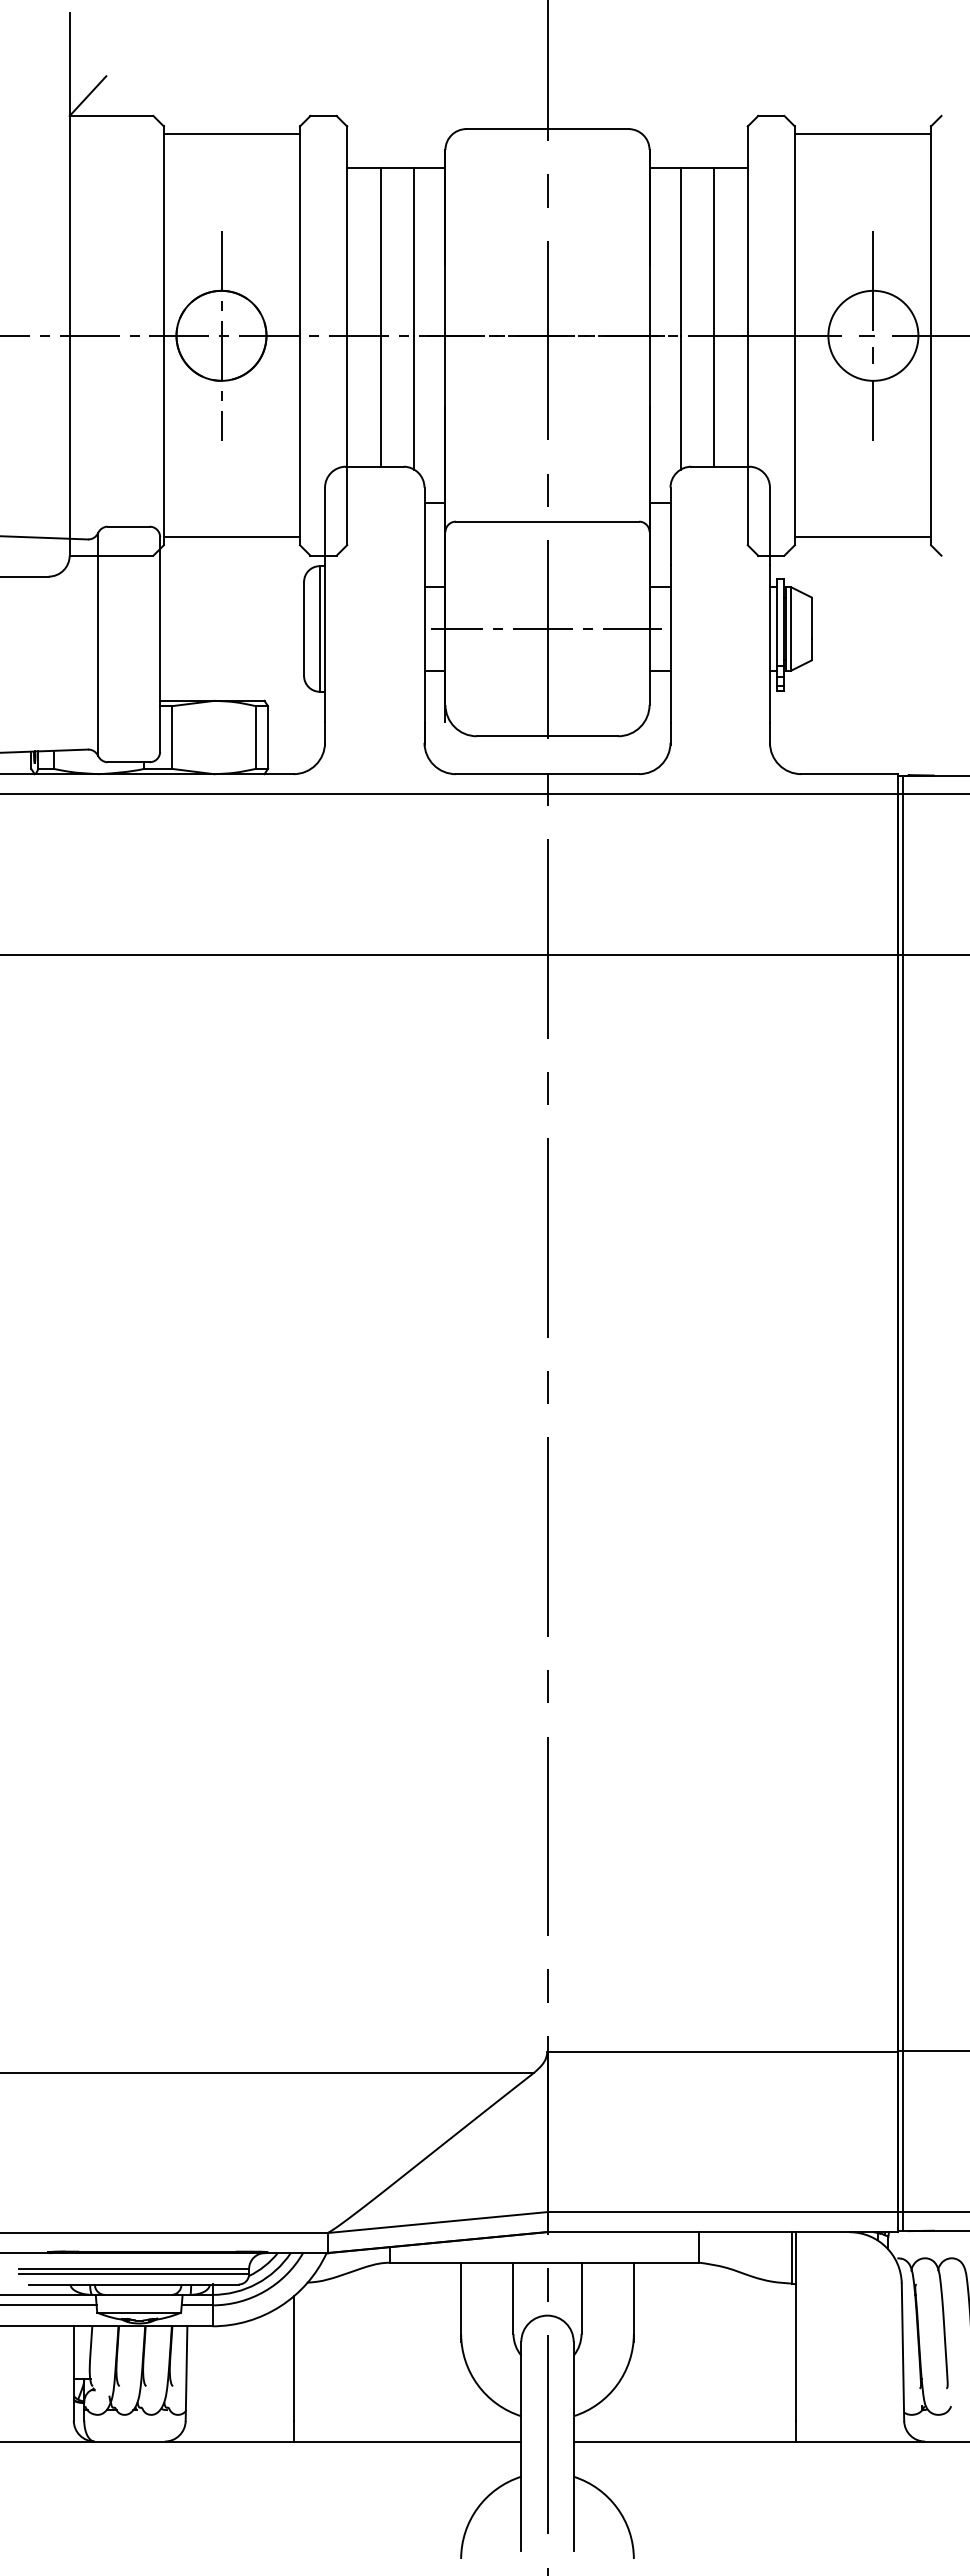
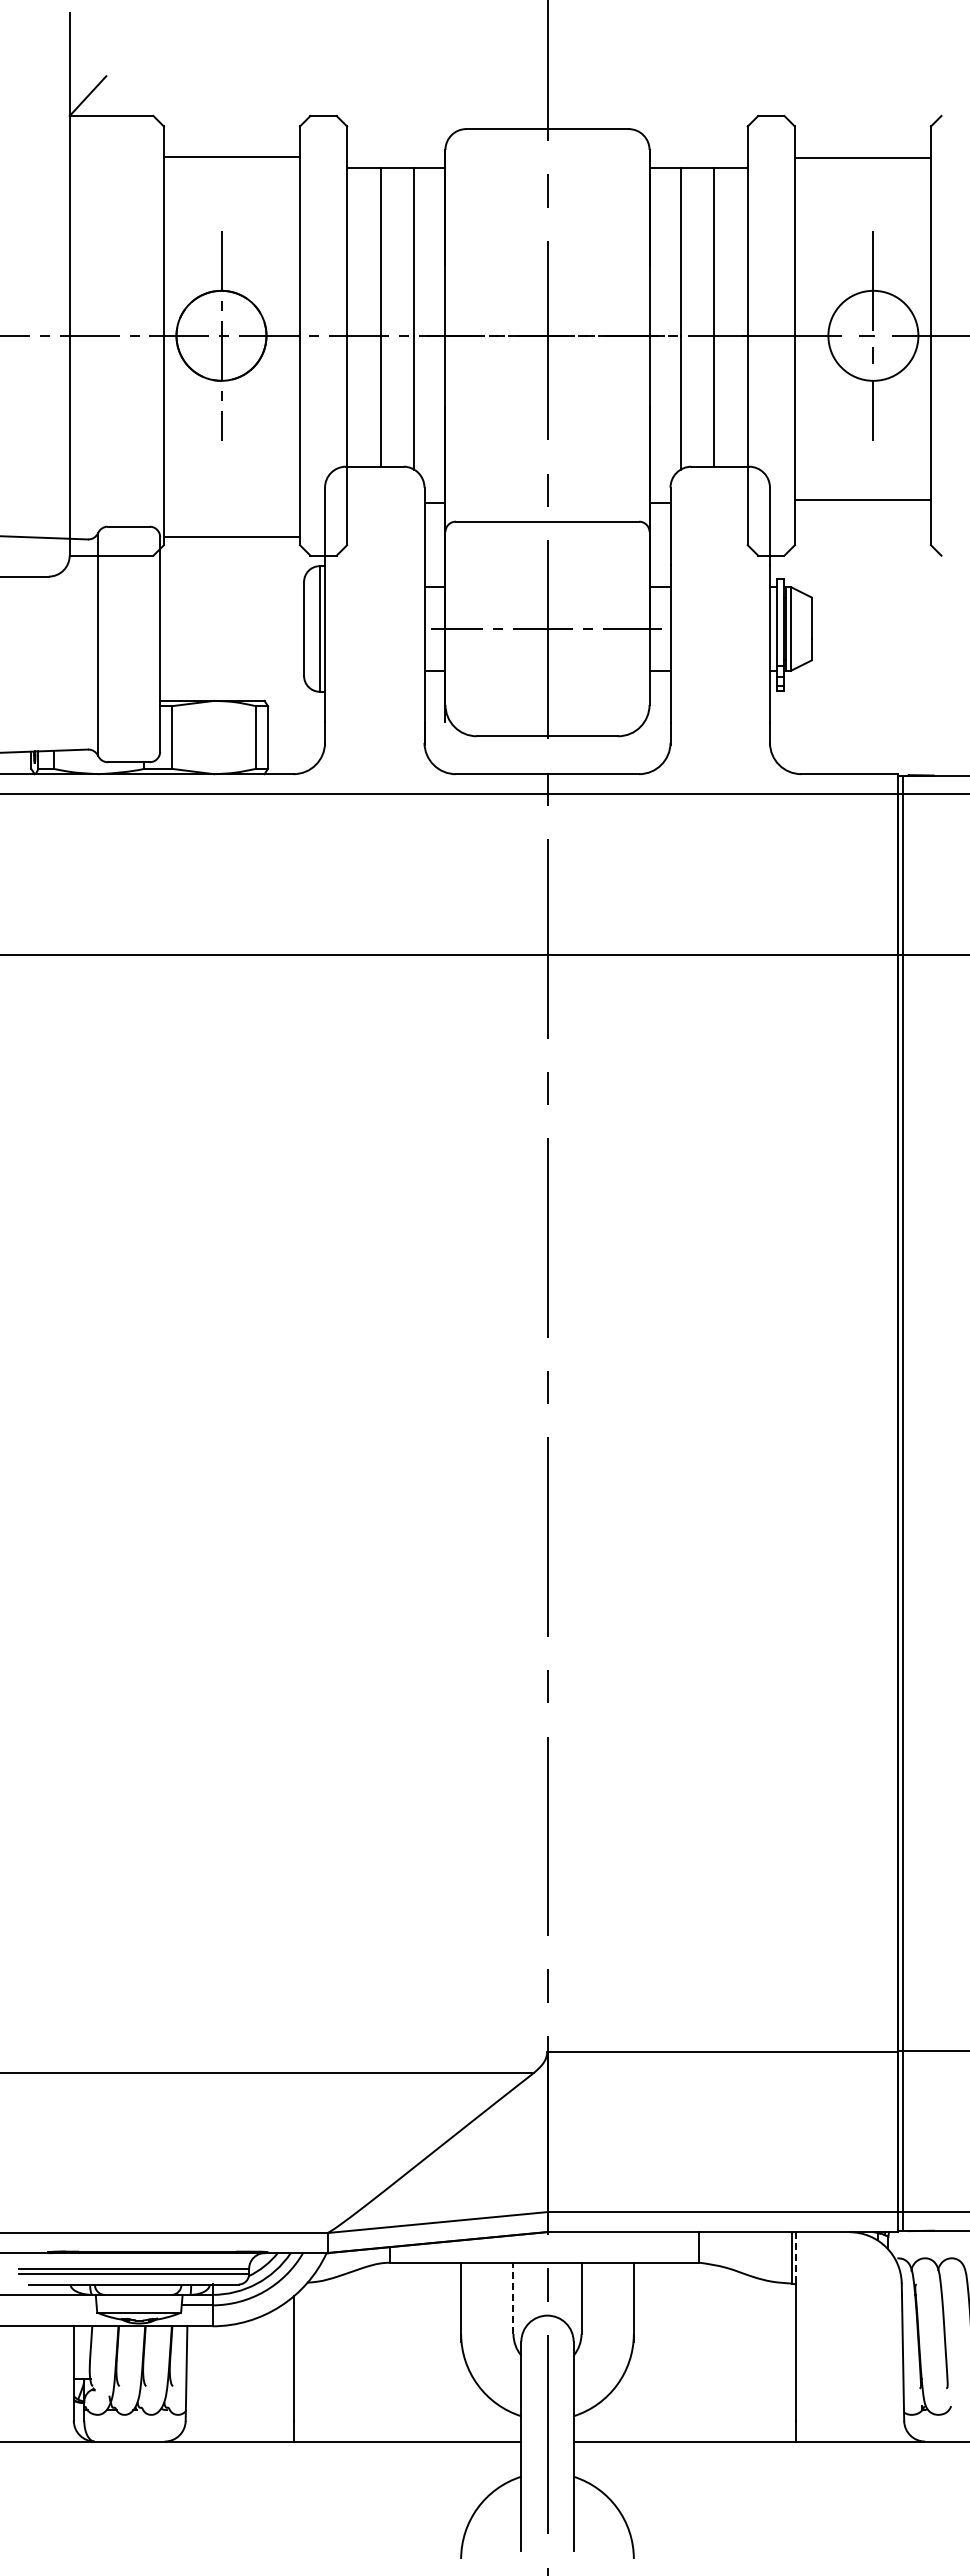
line position: (231, 134) -> (231, 157) (231, 157)
line position: (862, 134) -> (862, 158) (862, 158)
line position: (862, 537) -> (862, 500) (862, 500)
line: solid -> dashed (796, 2257)
line: solid -> dashed (513, 2298)
line: present -> none (49, 2305)
